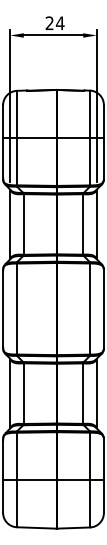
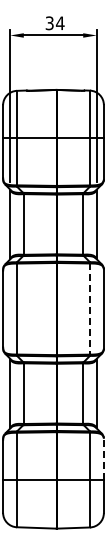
text: 24 -> 34 (49, 23)
line: solid -> dashed (89, 309)
line: solid -> dashed (103, 459)
